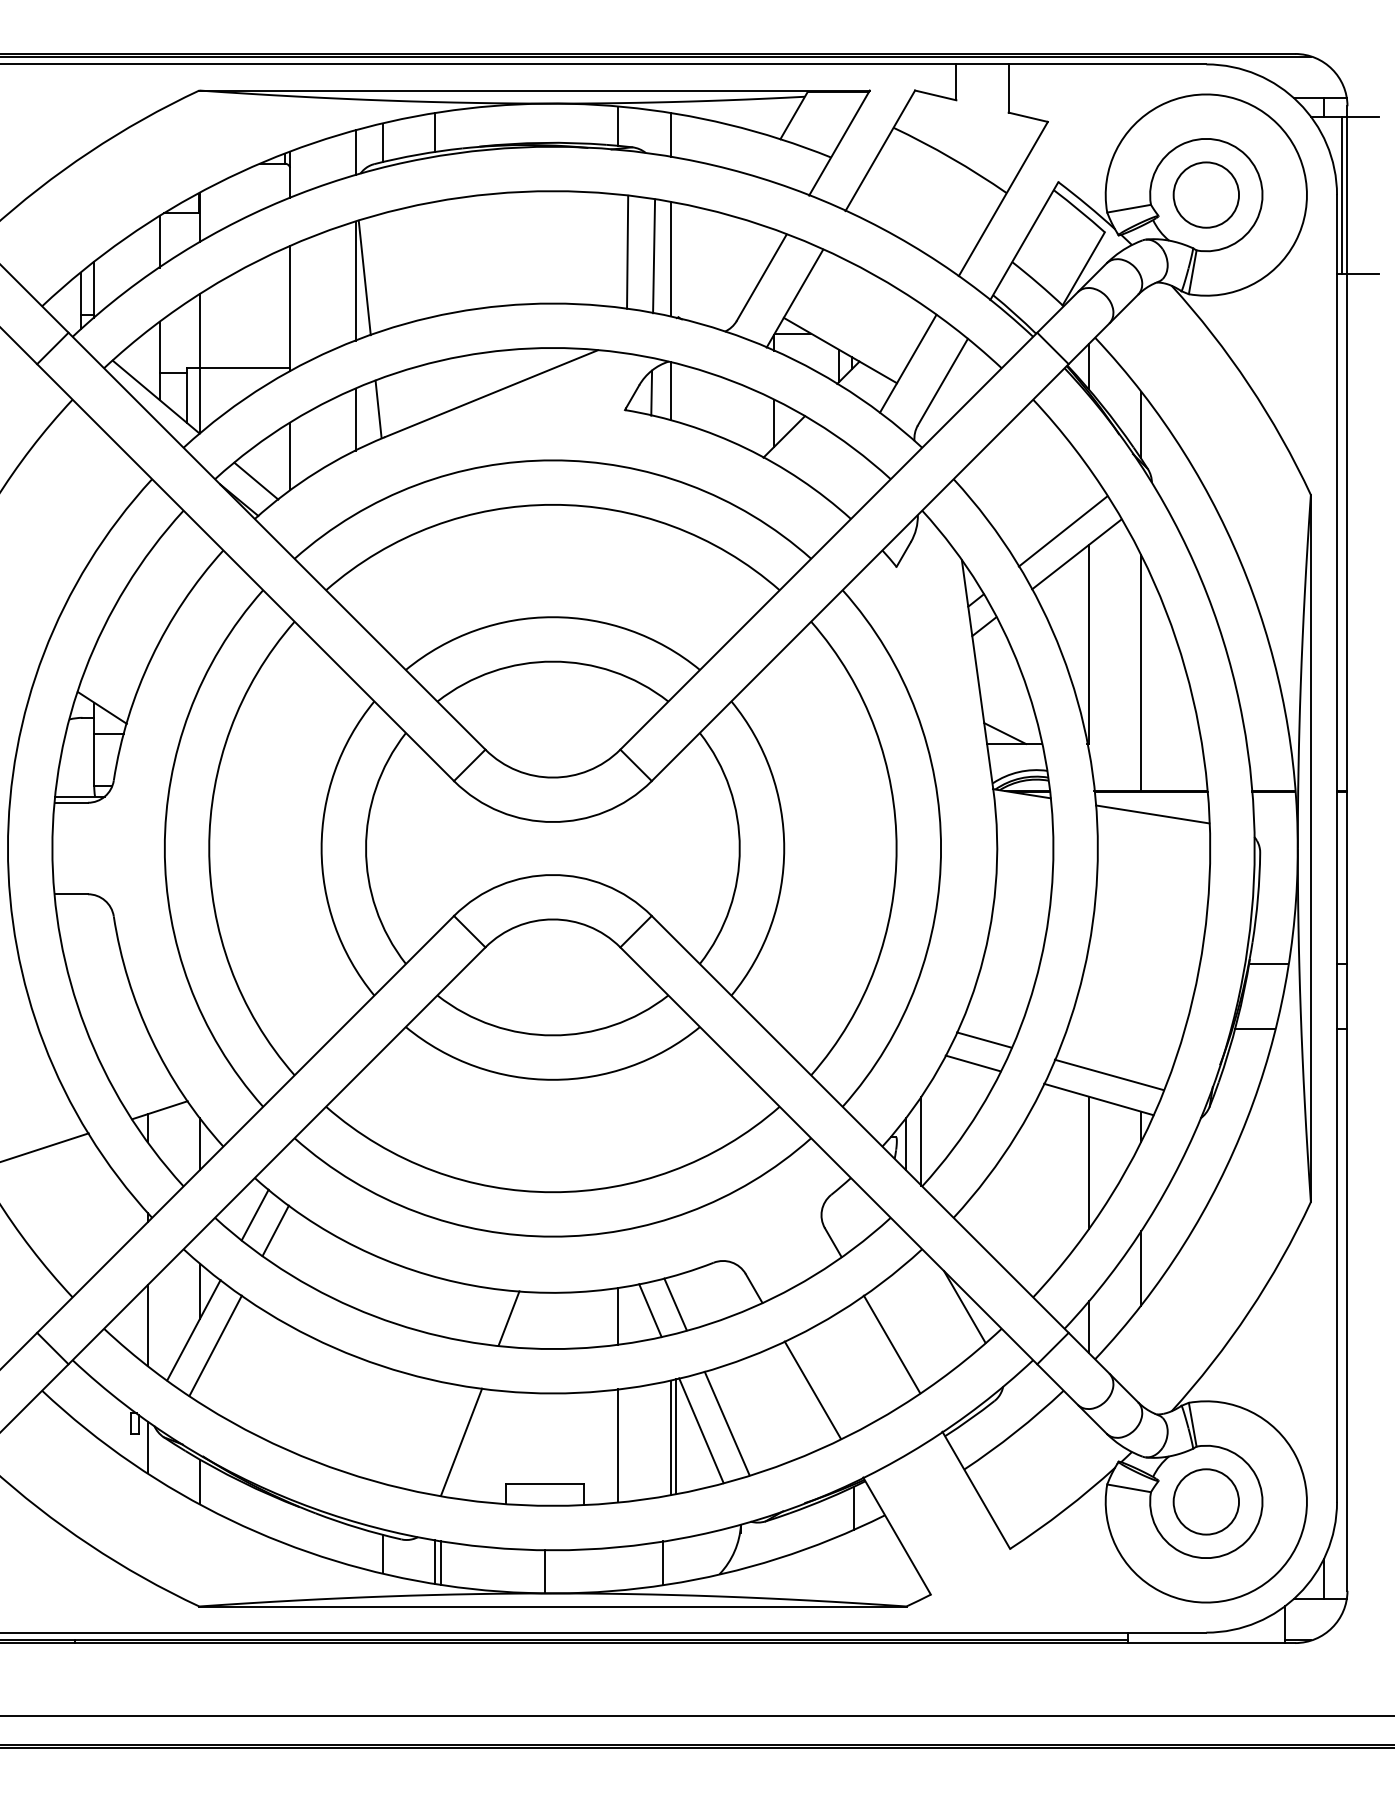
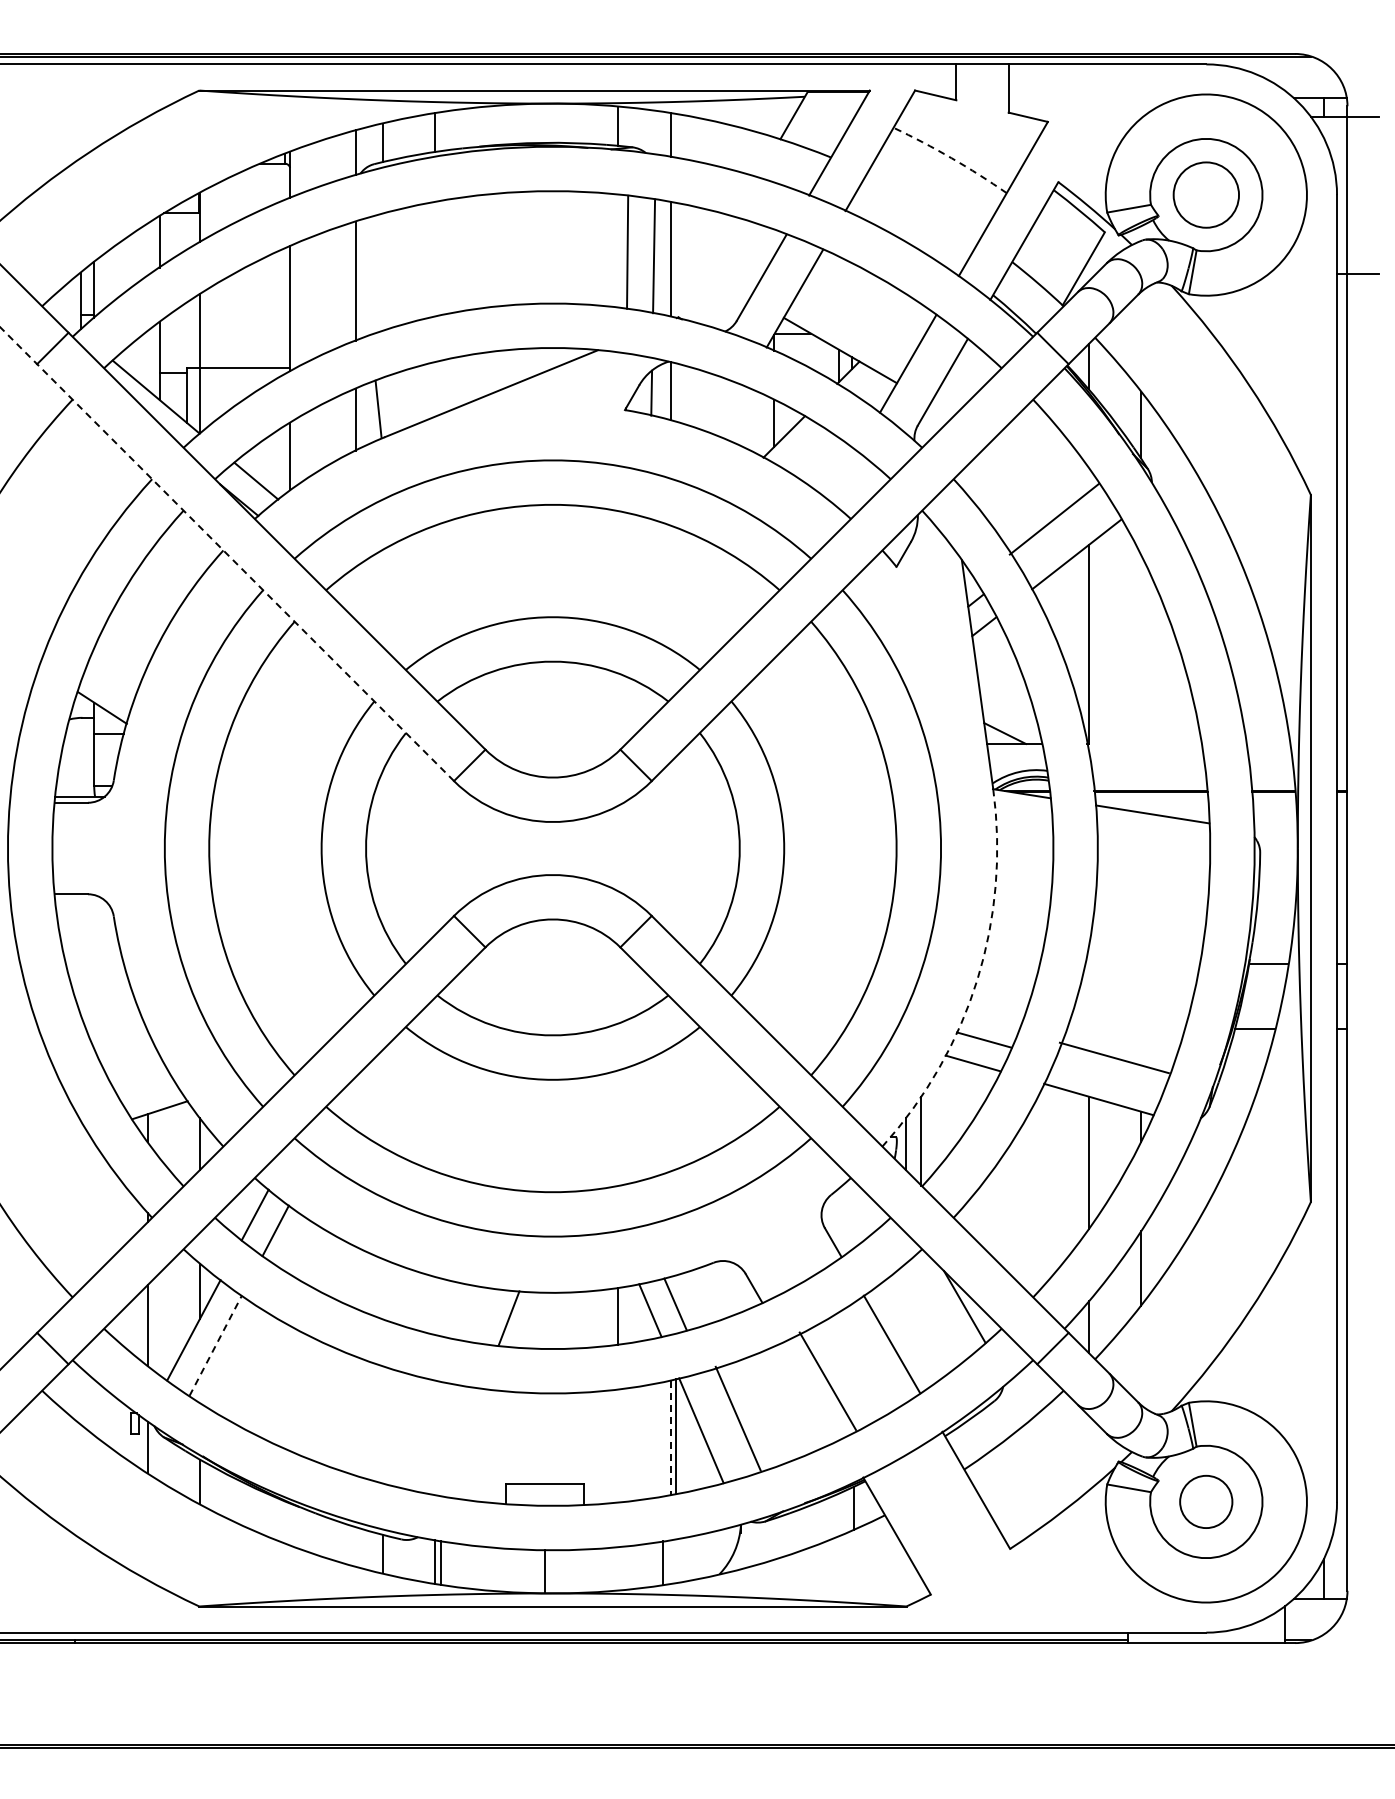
arc: solid -> dashed (951, 158)
line: present -> none (1342, 194)
line: present -> none (364, 277)
line position: (1062, 531) -> (1053, 519) (1053, 519)
line: solid -> dashed (227, 554)
line: present -> none (1141, 673)
arc: solid -> dashed (977, 979)
line position: (1108, 1074) -> (1113, 1057) (1113, 1057)
line: present -> none (45, 1147)
line: solid -> dashed (215, 1345)
line position: (812, 1389) -> (827, 1380) (827, 1380)
line position: (726, 1423) -> (737, 1418) (737, 1418)
line: solid -> dashed (670, 1438)
line: present -> none (461, 1441)
line: present -> none (618, 1445)
circle size: 68x68 px -> 55x55 px (1206, 1501)
line: present -> none (696, 1716)
